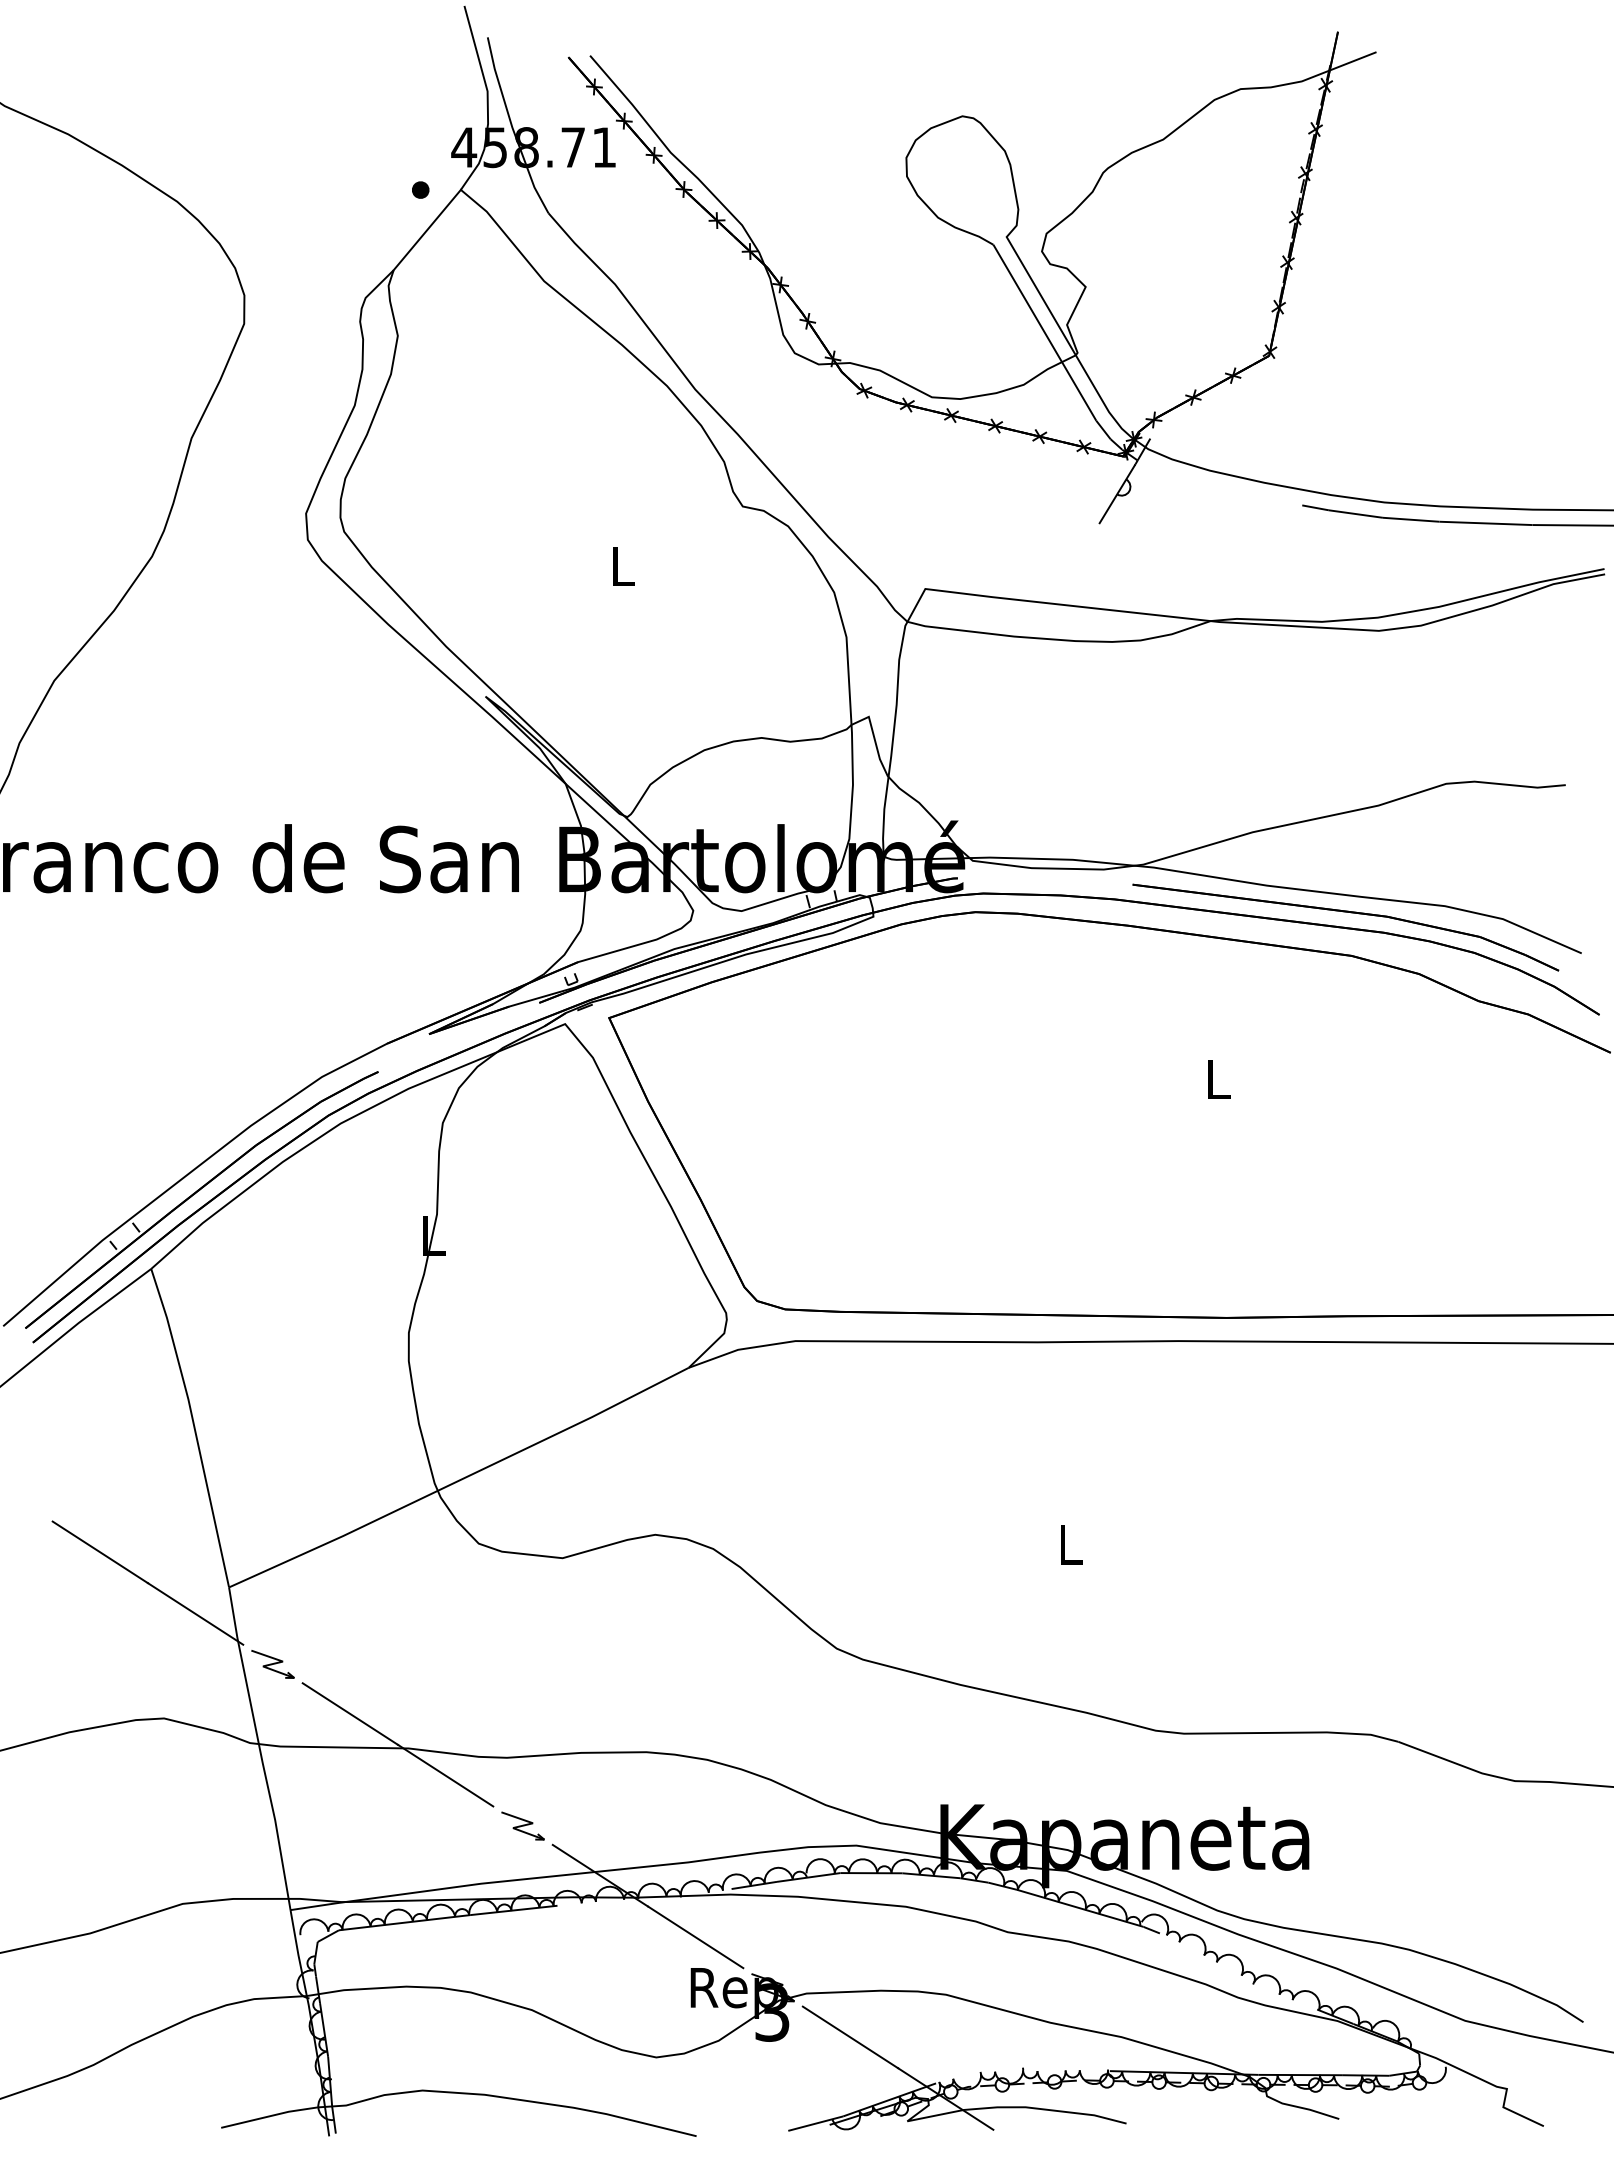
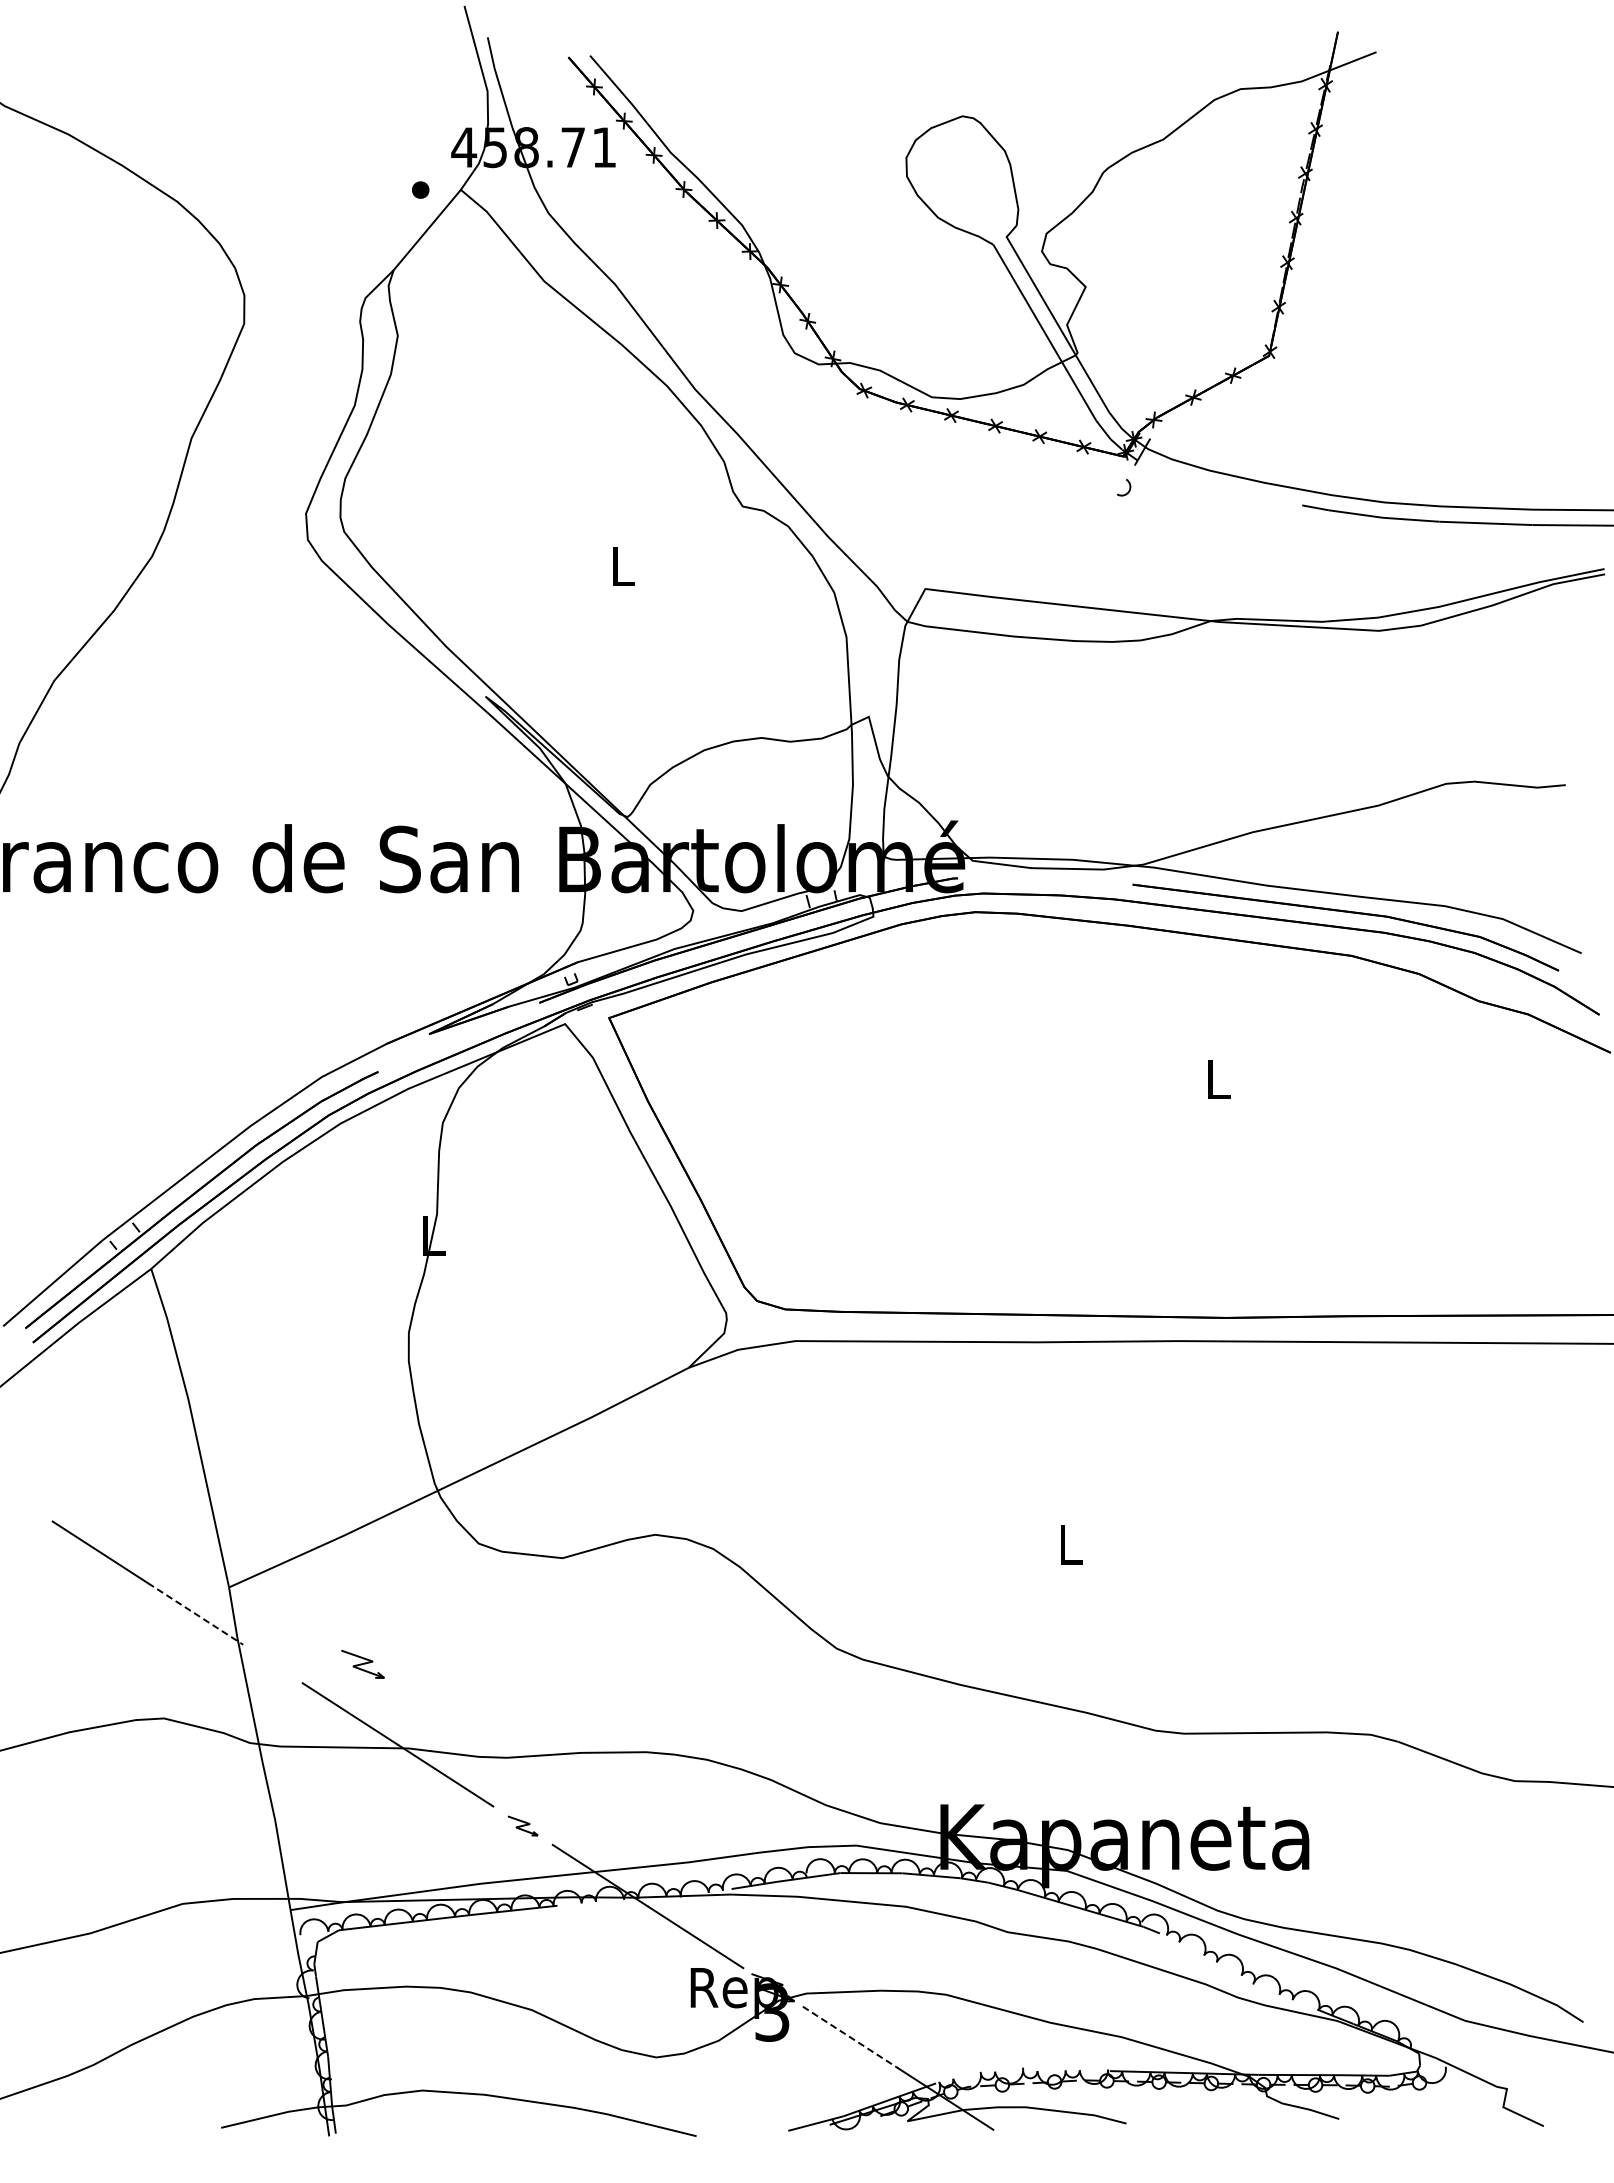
line: present -> none (1116, 494)
line: solid -> dashed (195, 1613)
part position: (272, 1664) -> (362, 1664) (362, 1664)
part size: 44x30 px -> 32x22 px (522, 1825)
line: solid -> dashed (850, 2037)
